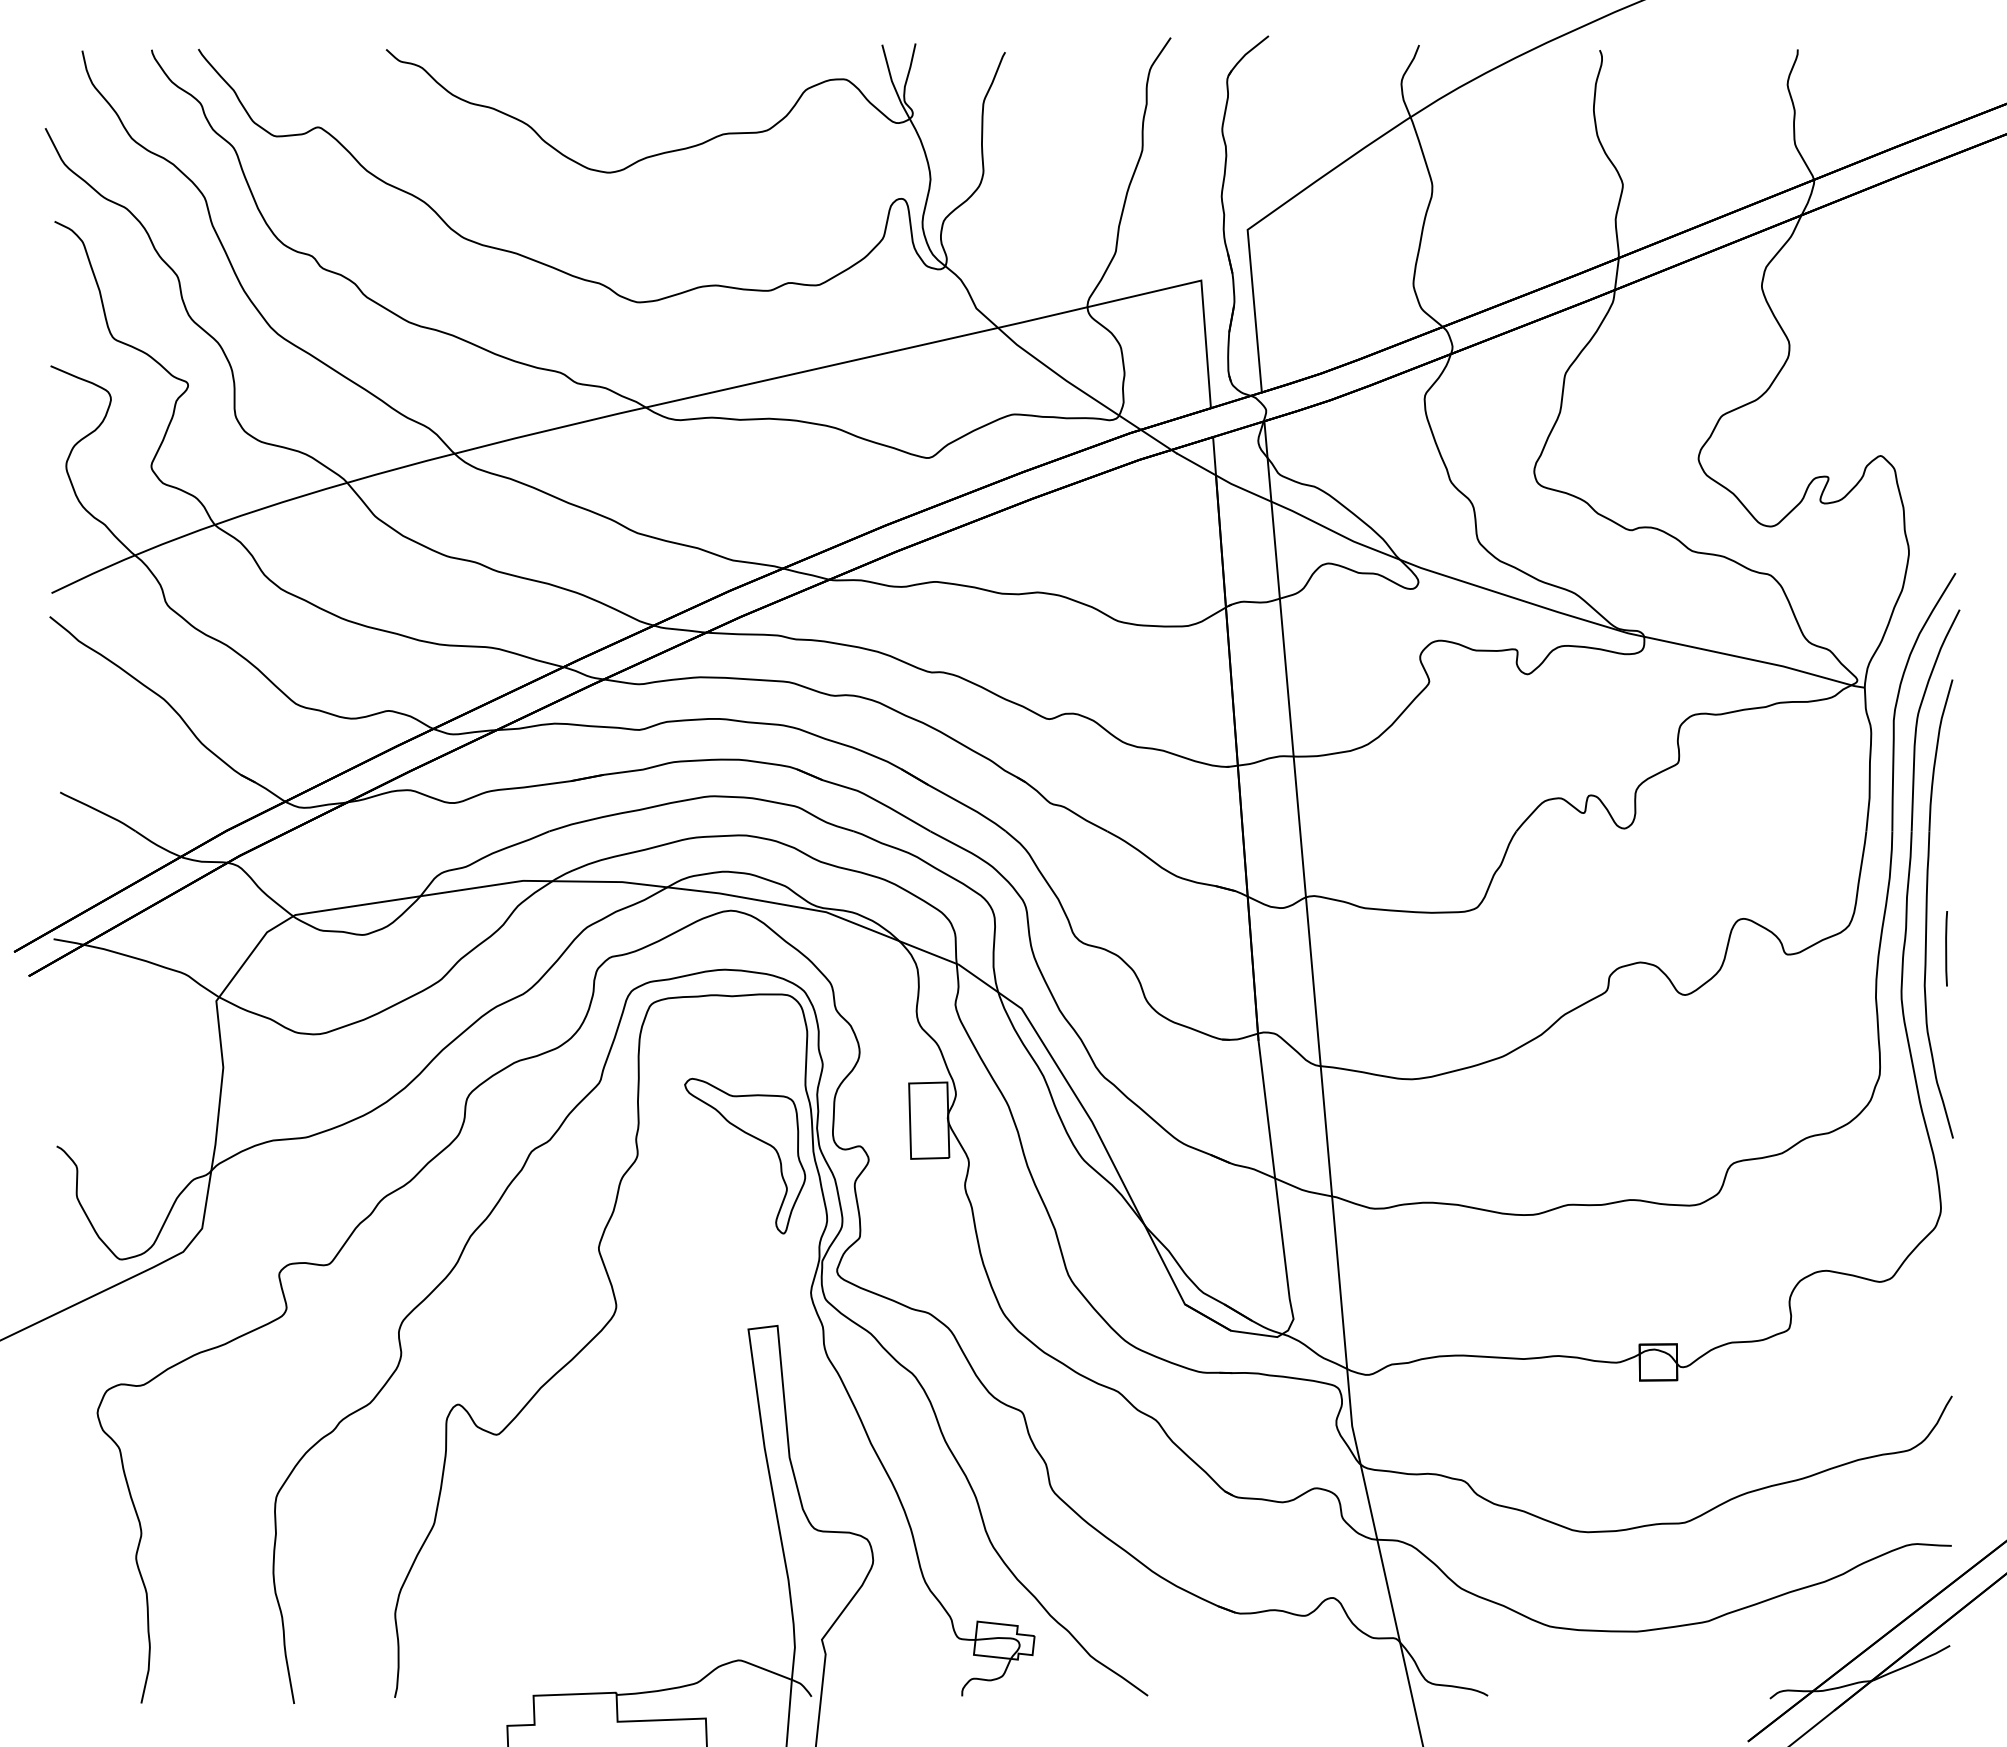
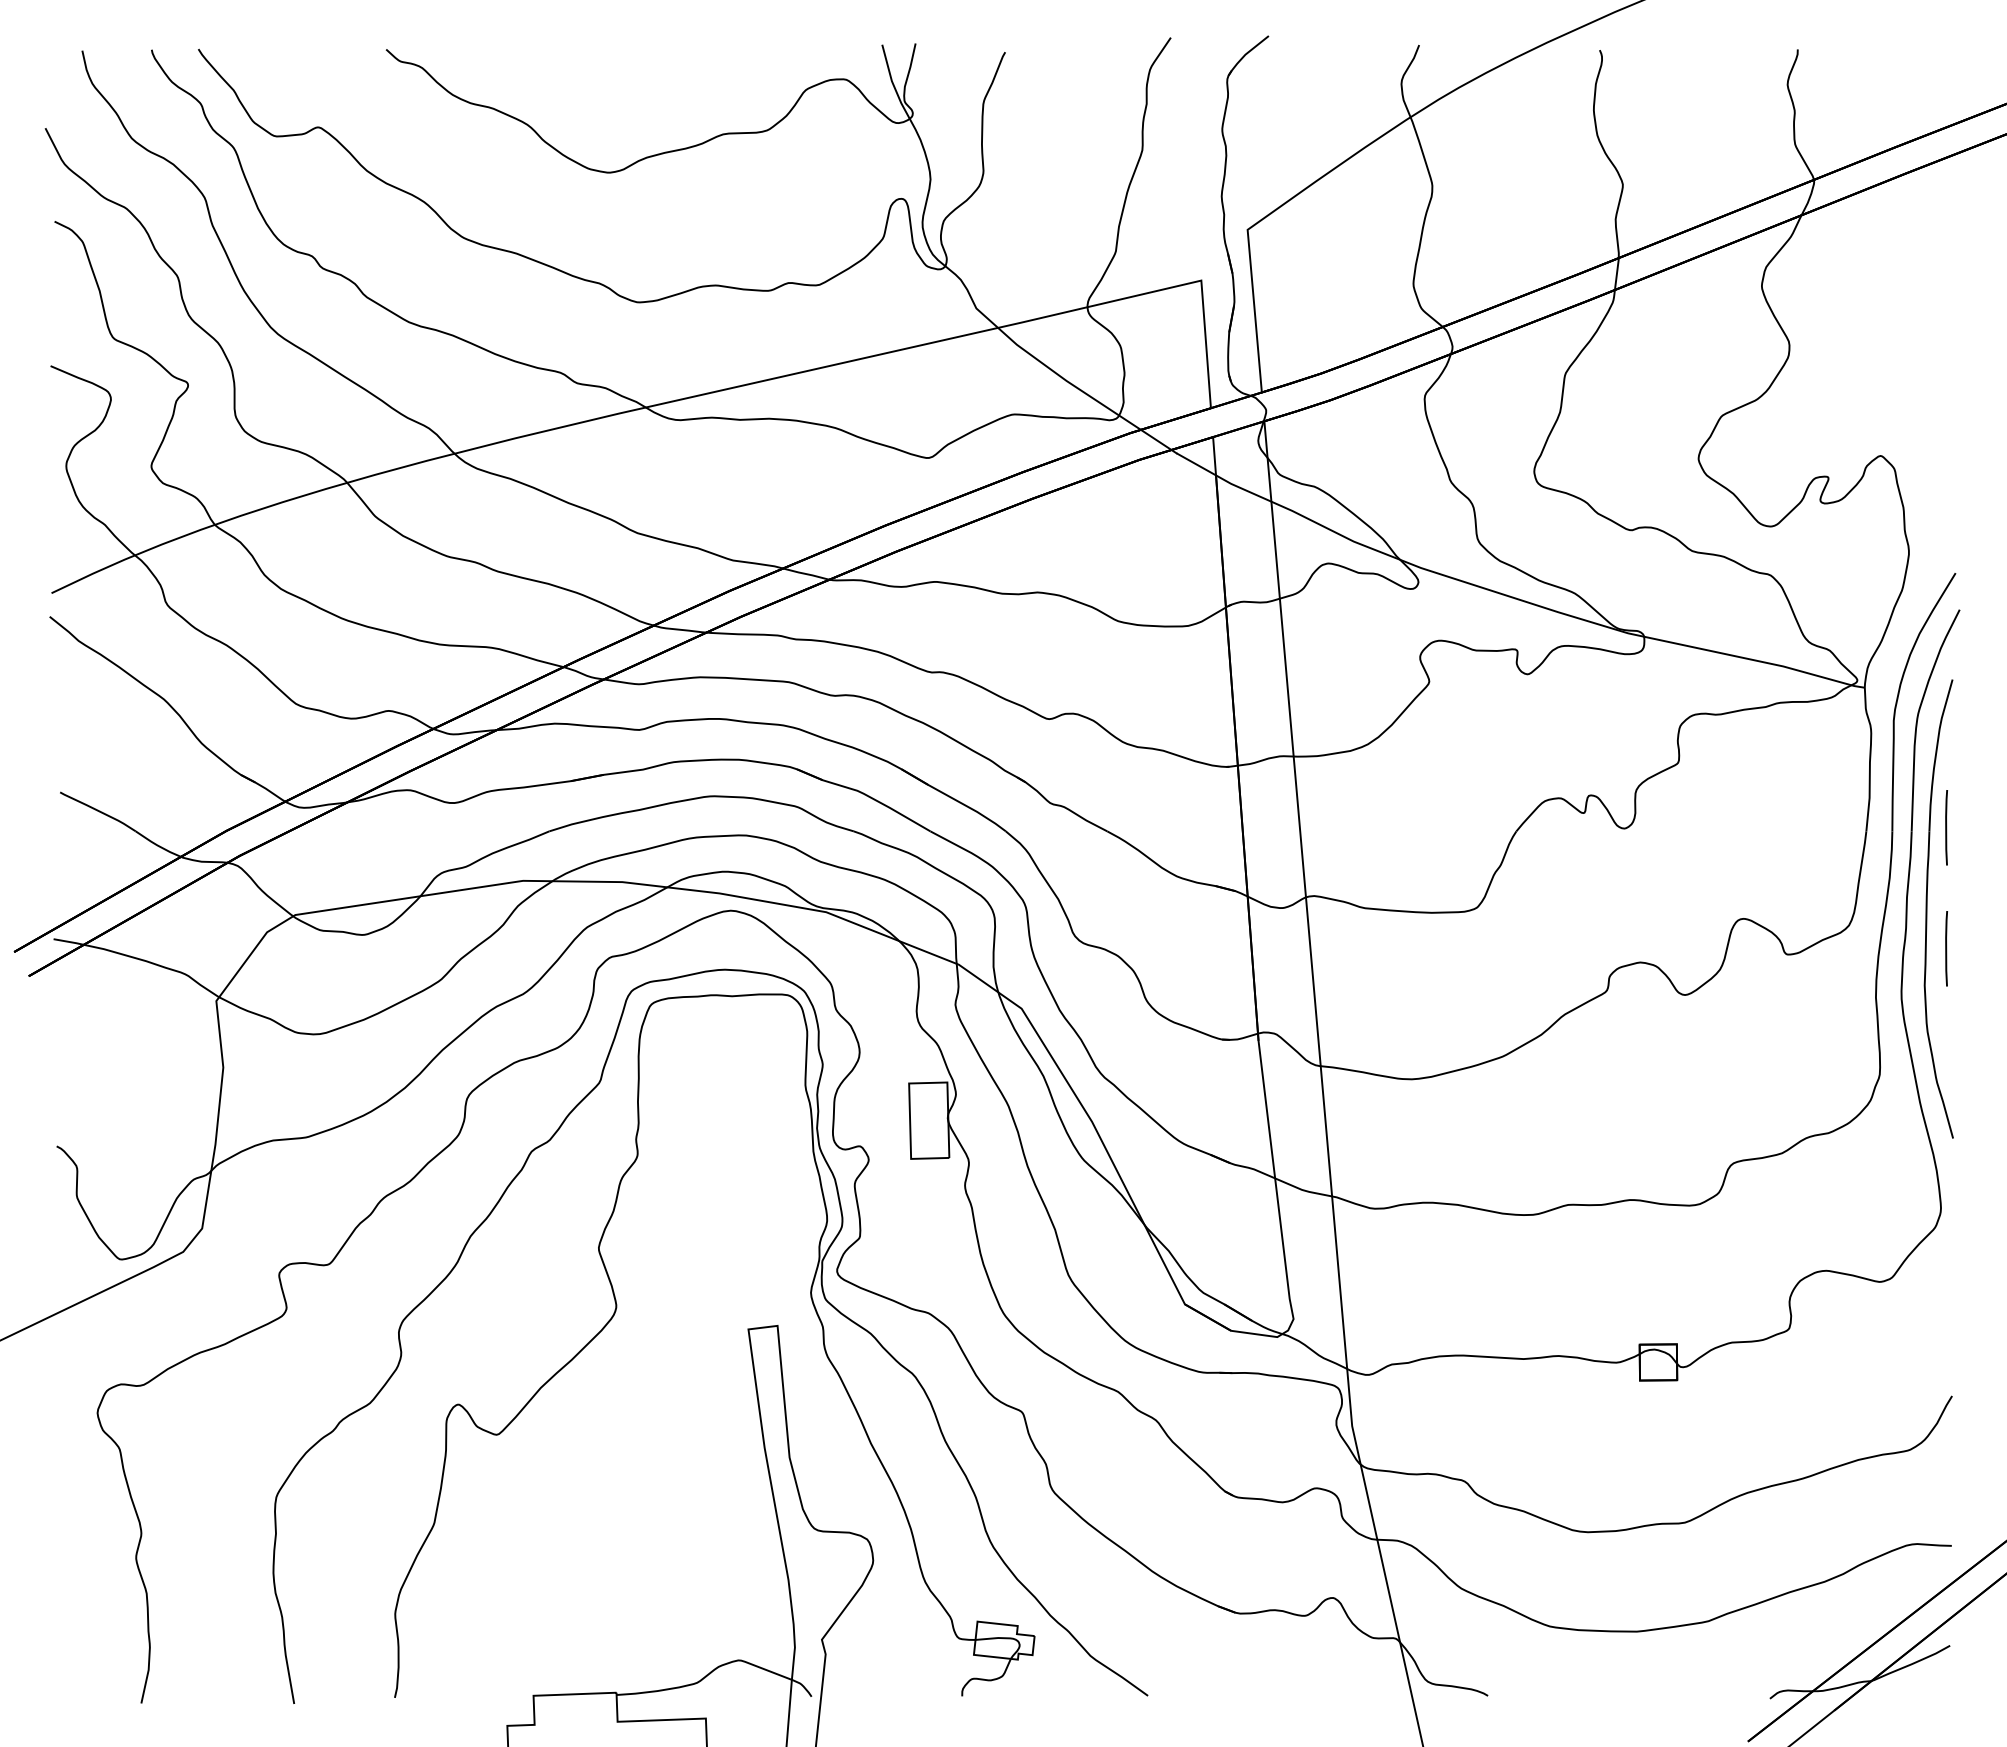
line: none -> present (1946, 827)
part: present -> none (754, 1138)
